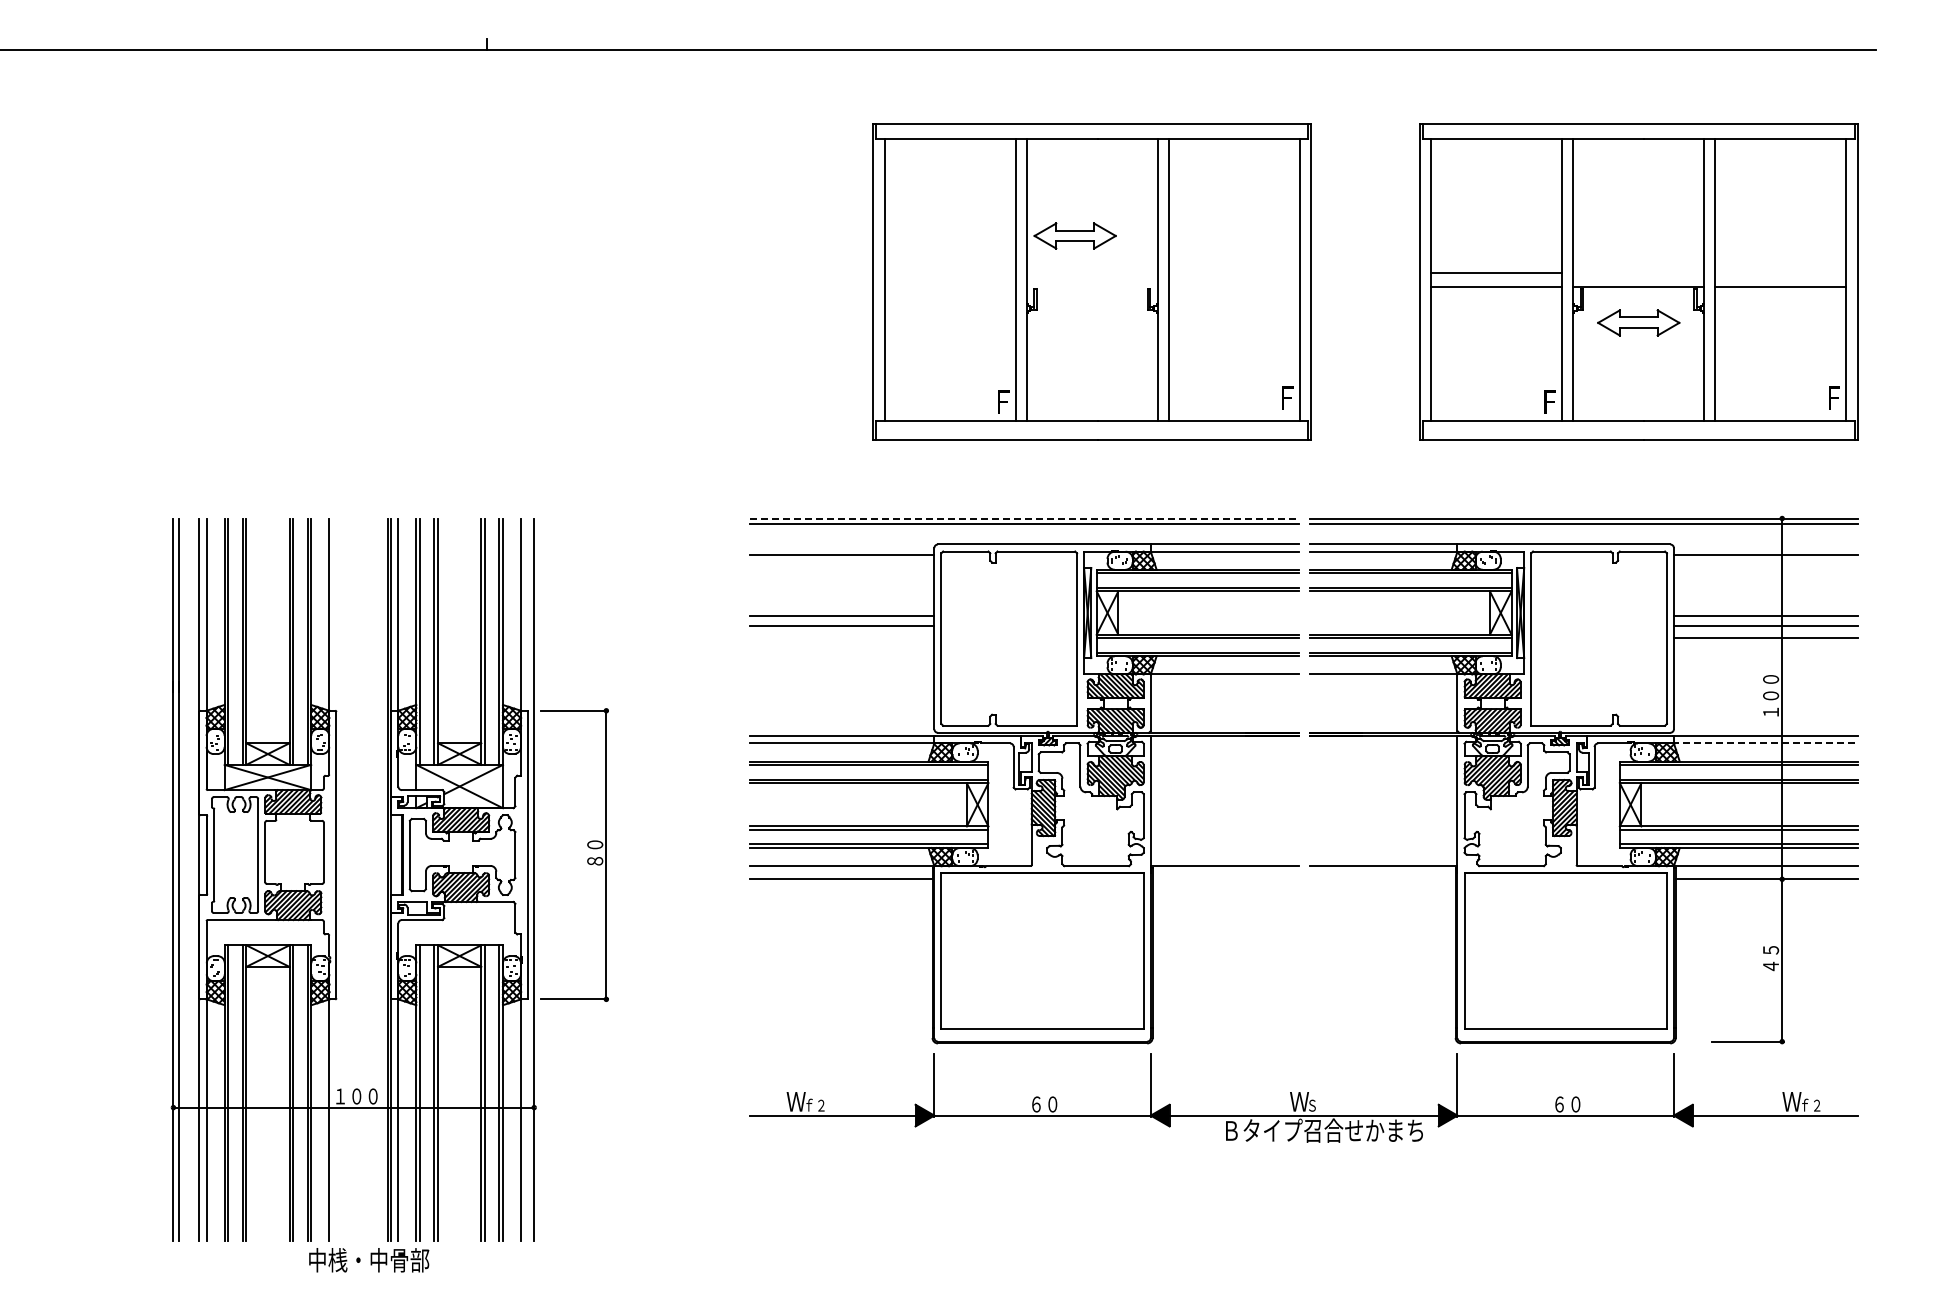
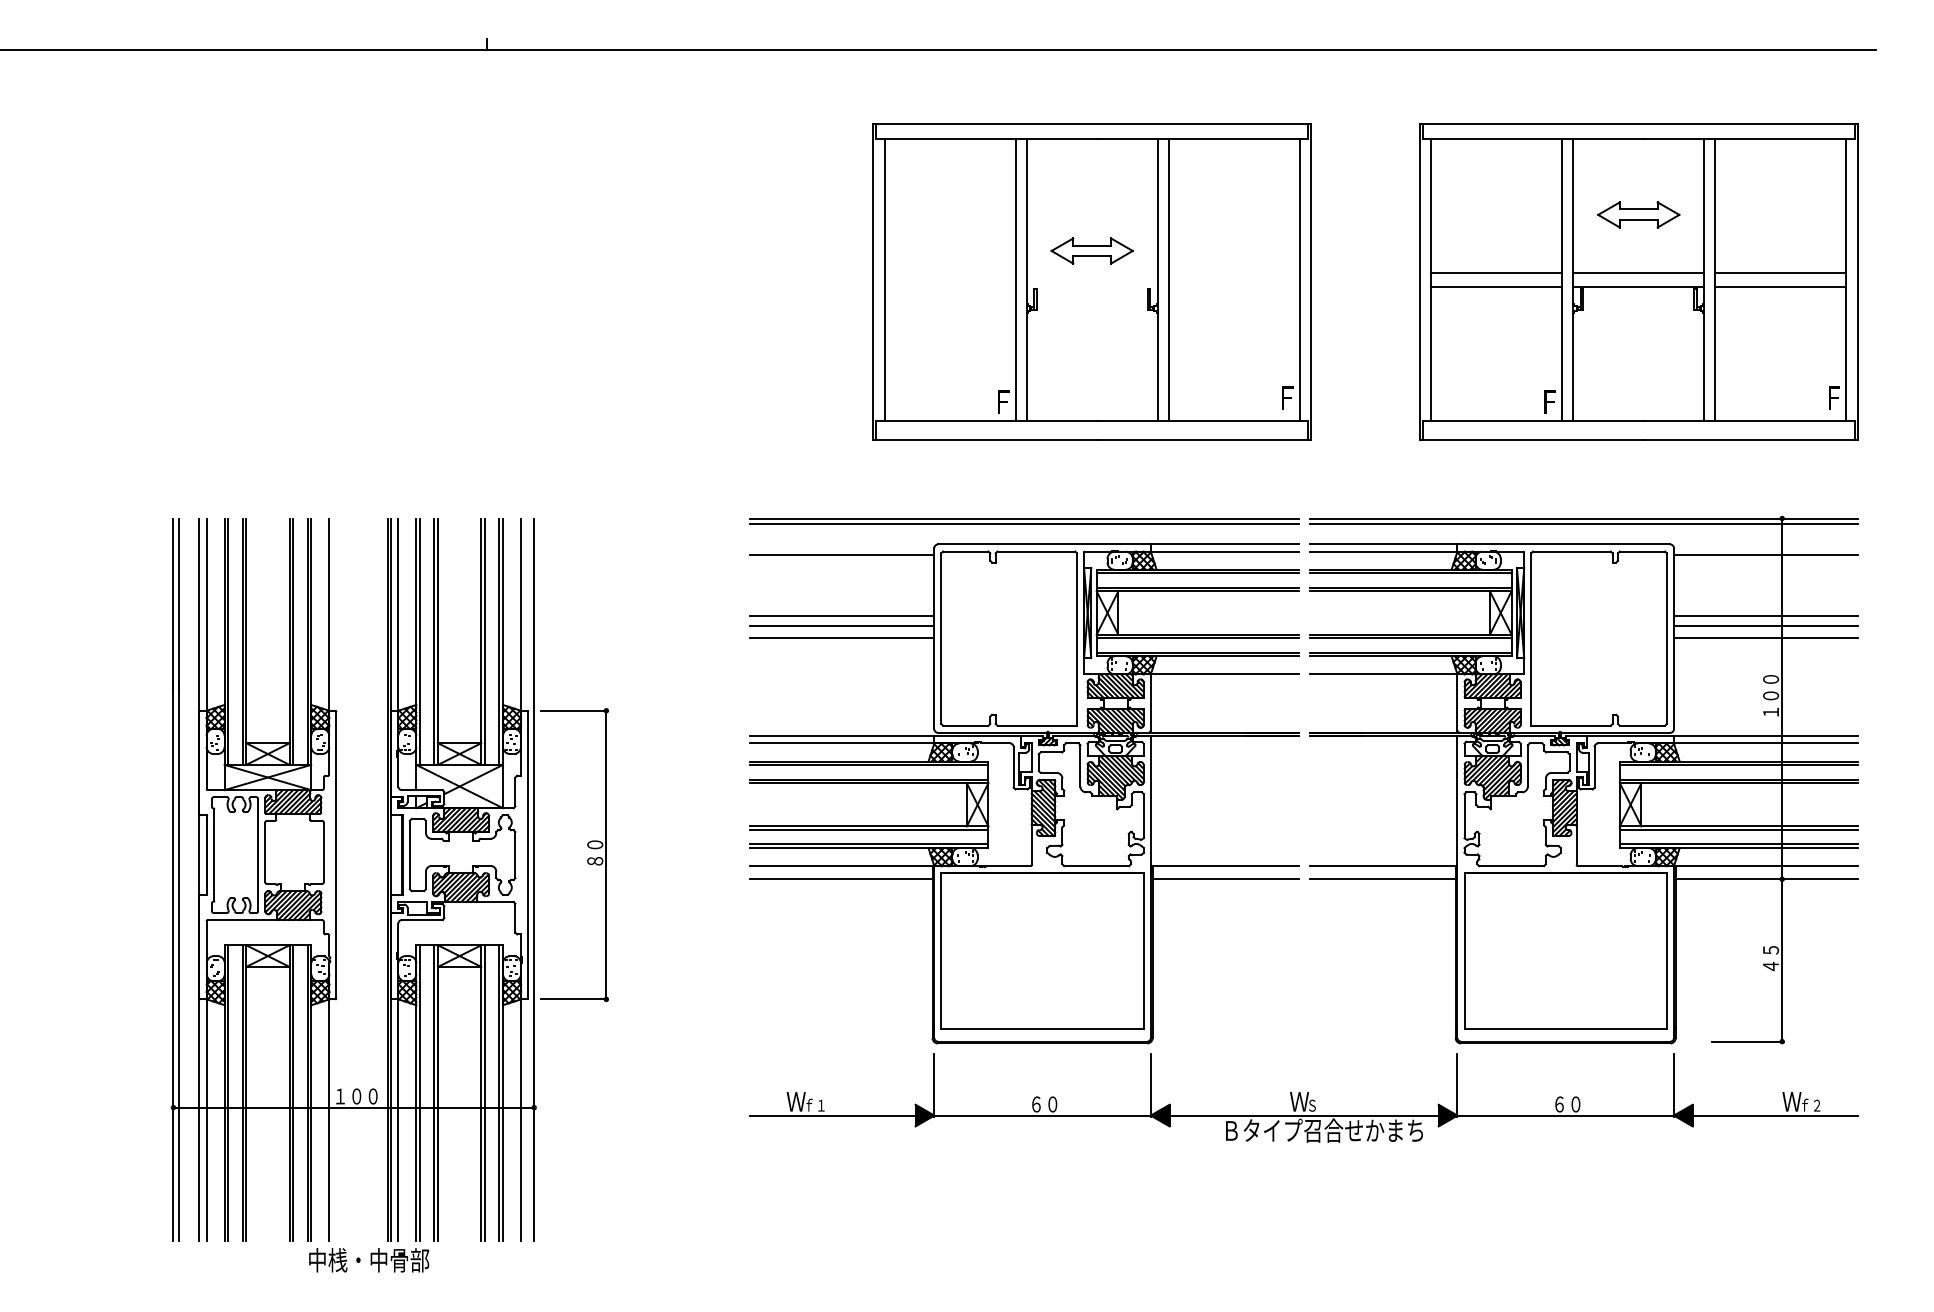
part position: (1074, 235) -> (1091, 250) (1091, 250)
line: none -> present (1638, 272)
line: none -> present (1780, 272)
part position: (1638, 322) -> (1638, 214) (1638, 214)
line: dashed -> solid (1025, 518)
line: none -> present (842, 638)
line: dashed -> solid (1765, 743)
line: none -> present (1225, 879)
line: none -> present (1382, 879)
text: ｆ２ -> ｆ１ (821, 1104)
